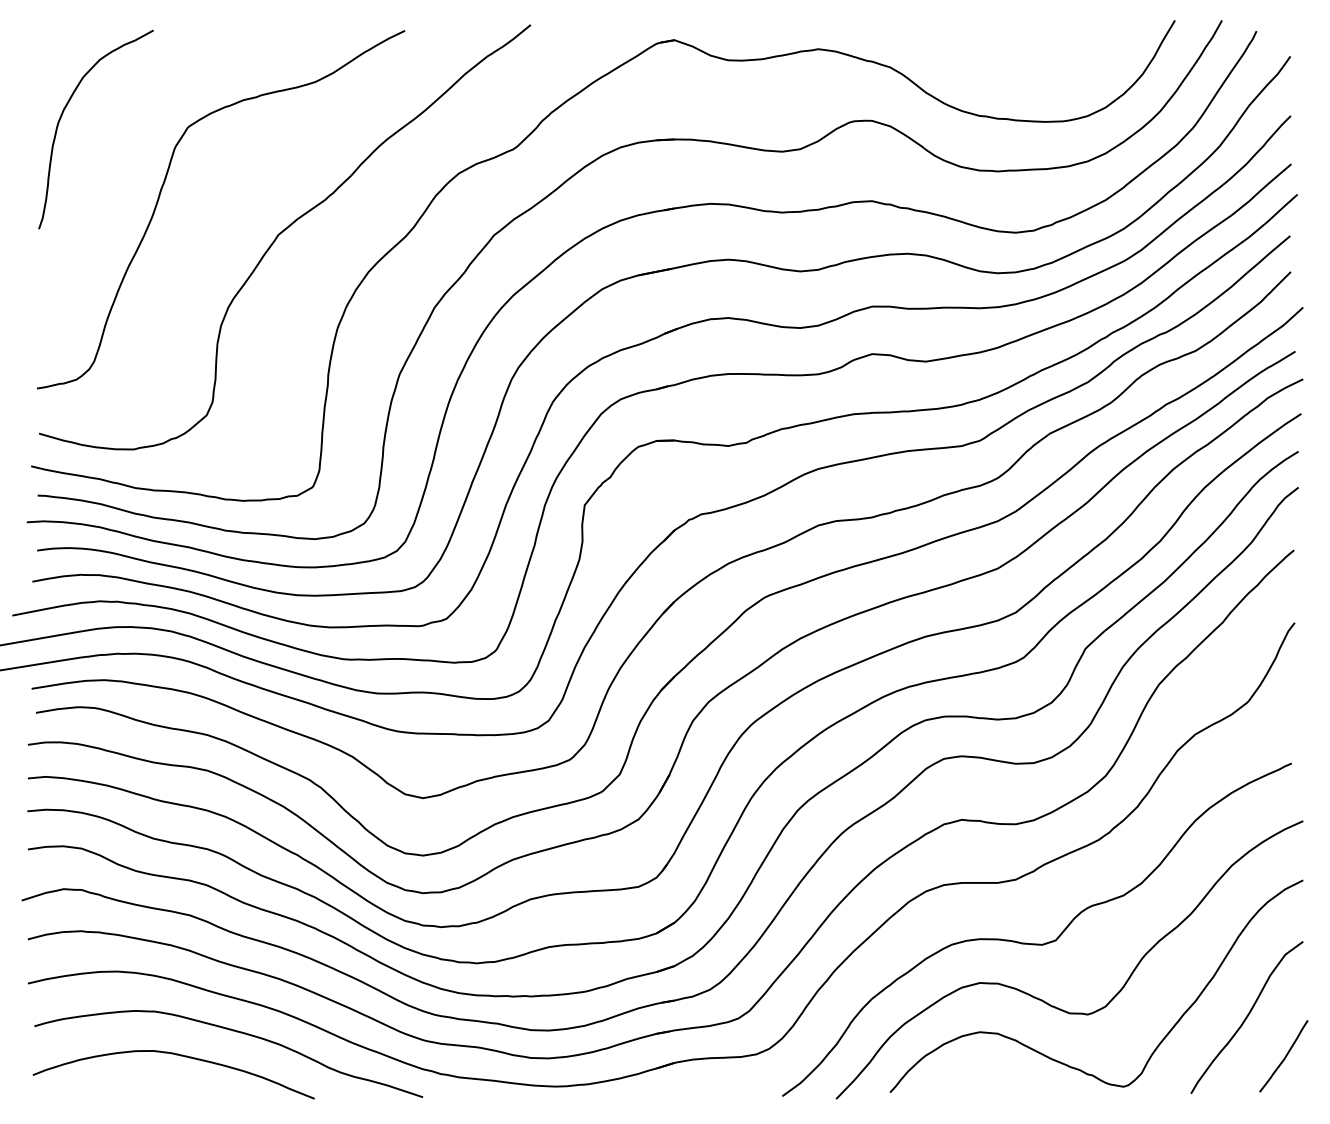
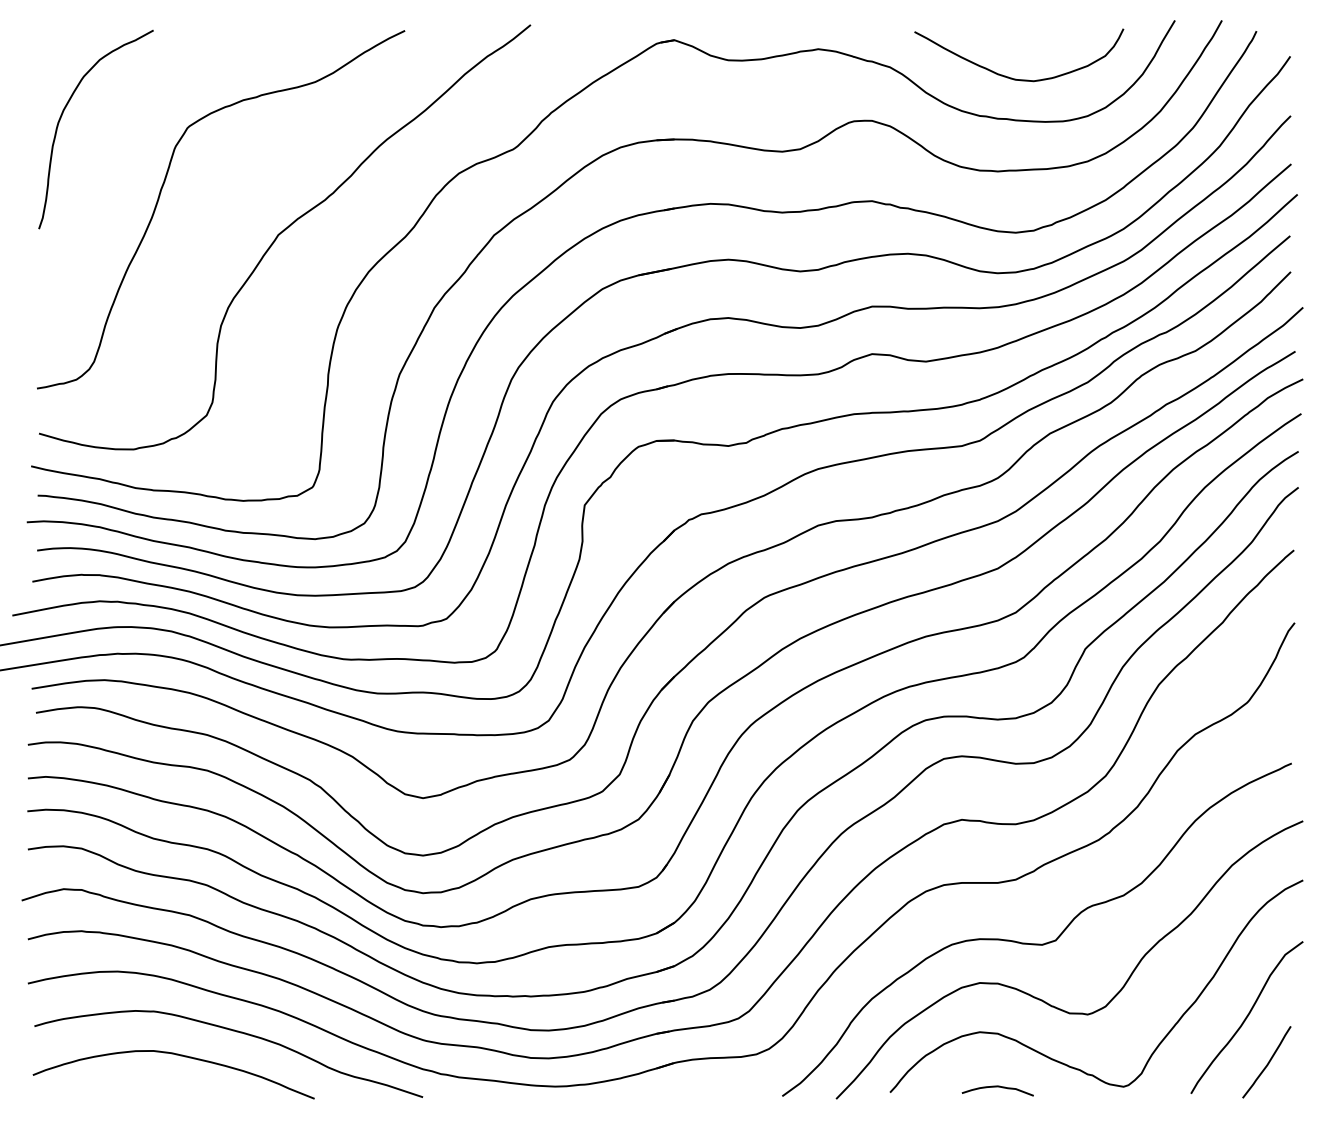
curve: none -> present (1015, 78)
curve position: (1284, 1056) -> (1267, 1062) (1267, 1062)
curve: none -> present (997, 1087)
